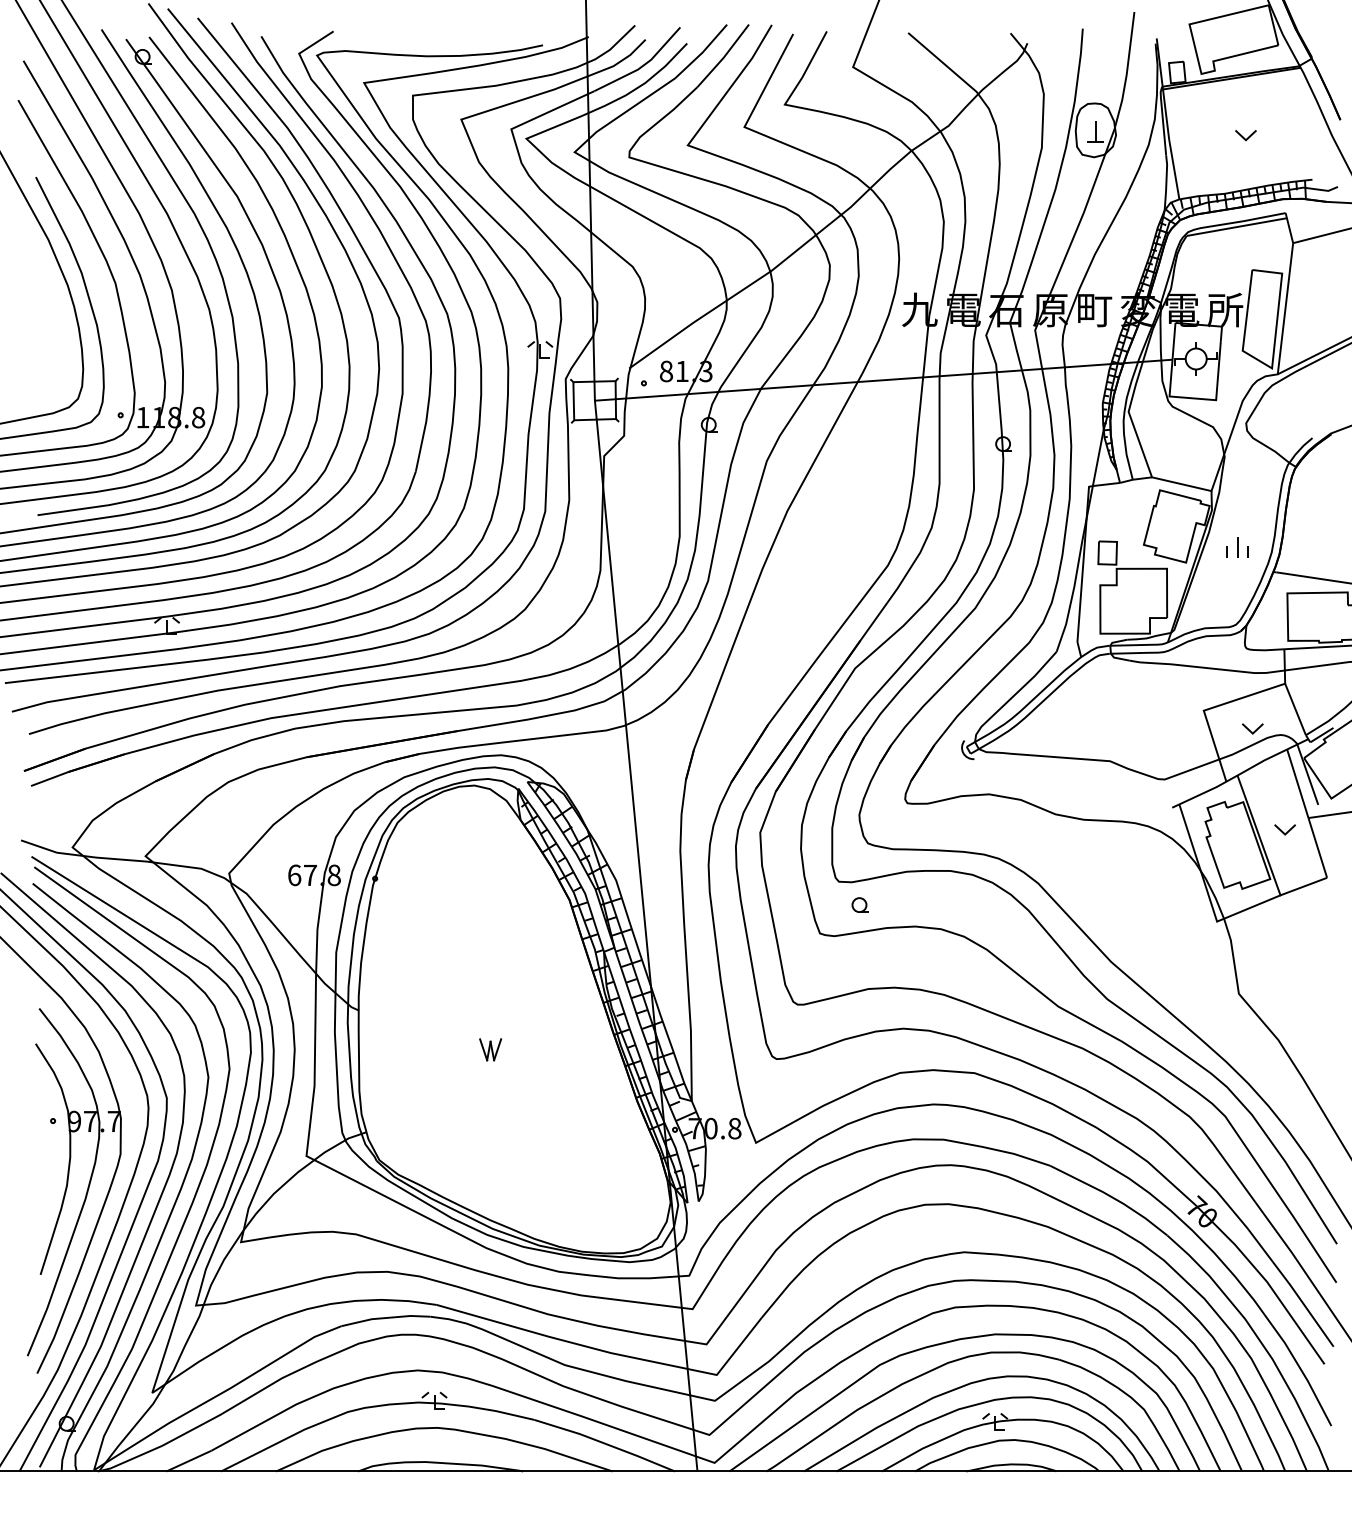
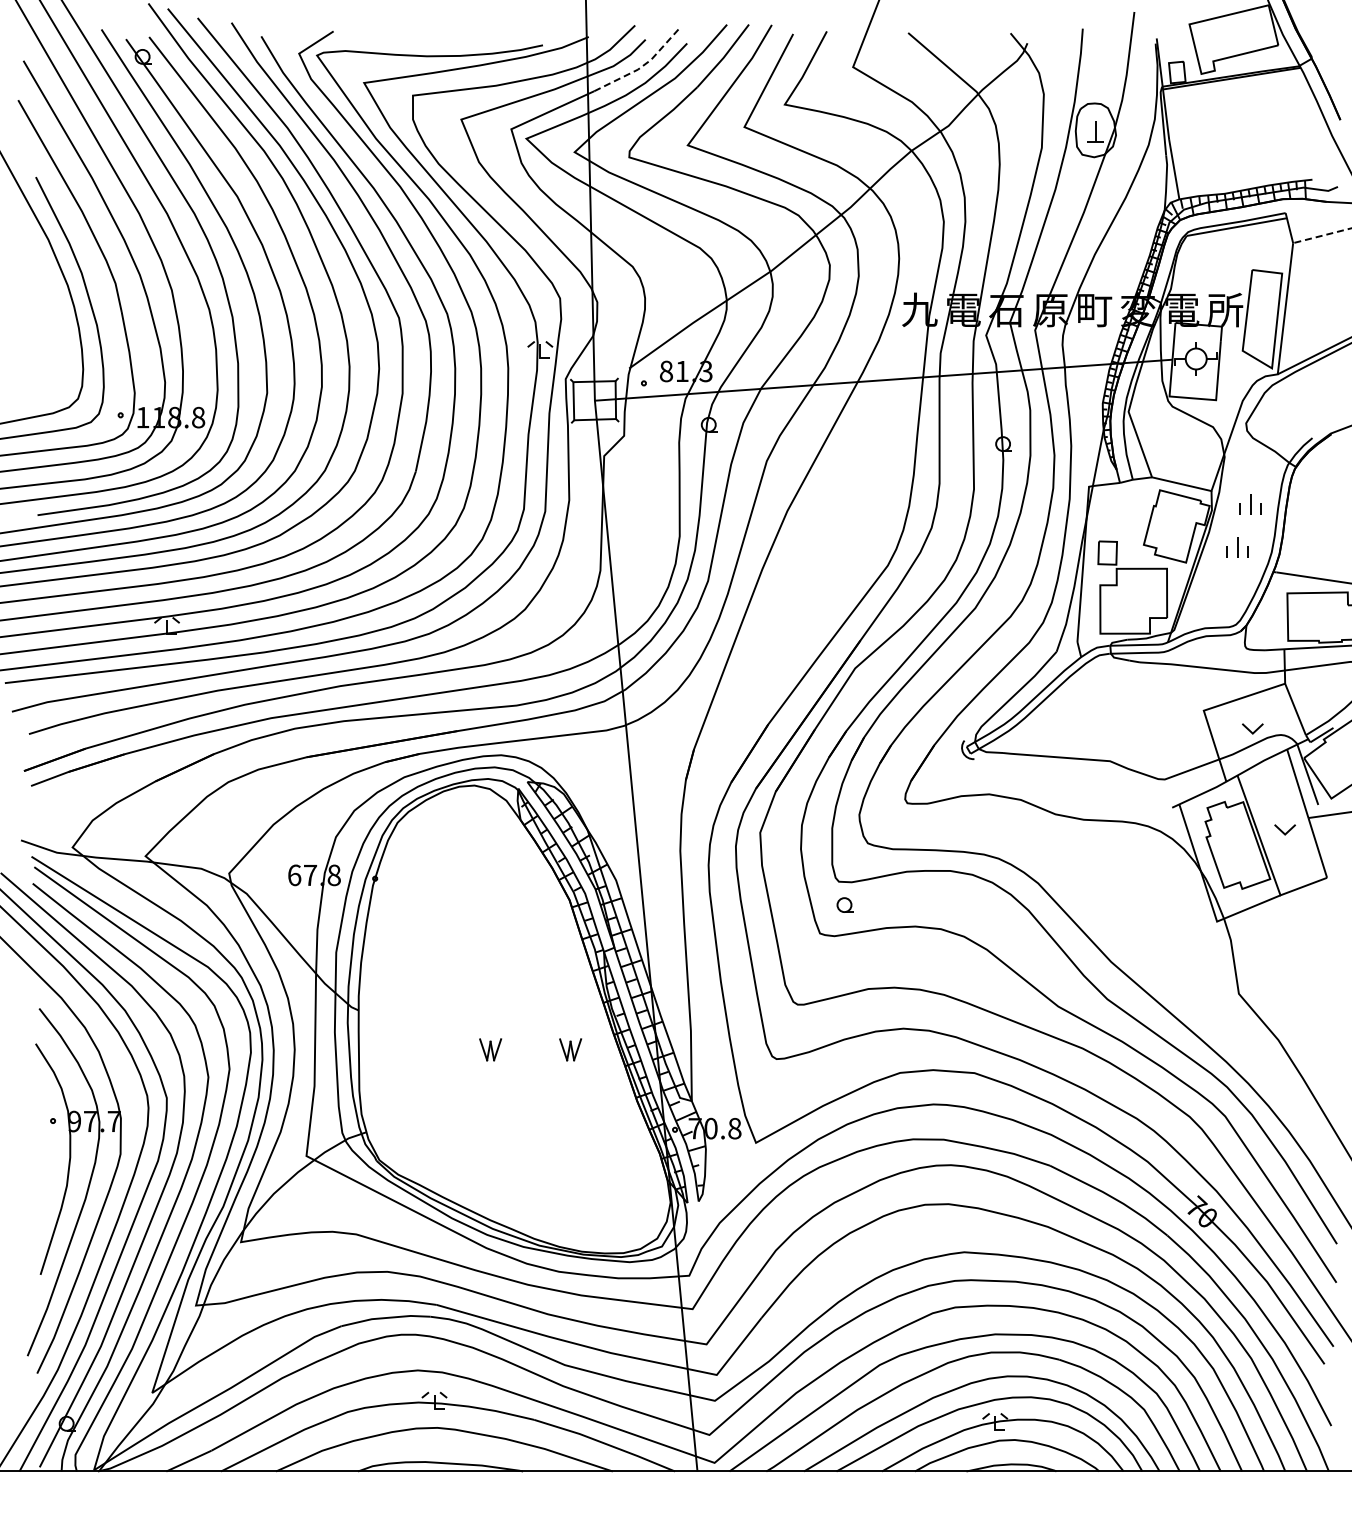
line: solid -> dashed (642, 66)
part: present -> none (1245, 135)
line: solid -> dashed (1321, 235)
part: none -> present (1250, 504)
part position: (859, 904) -> (844, 904) (844, 904)
part: none -> present (570, 1049)
